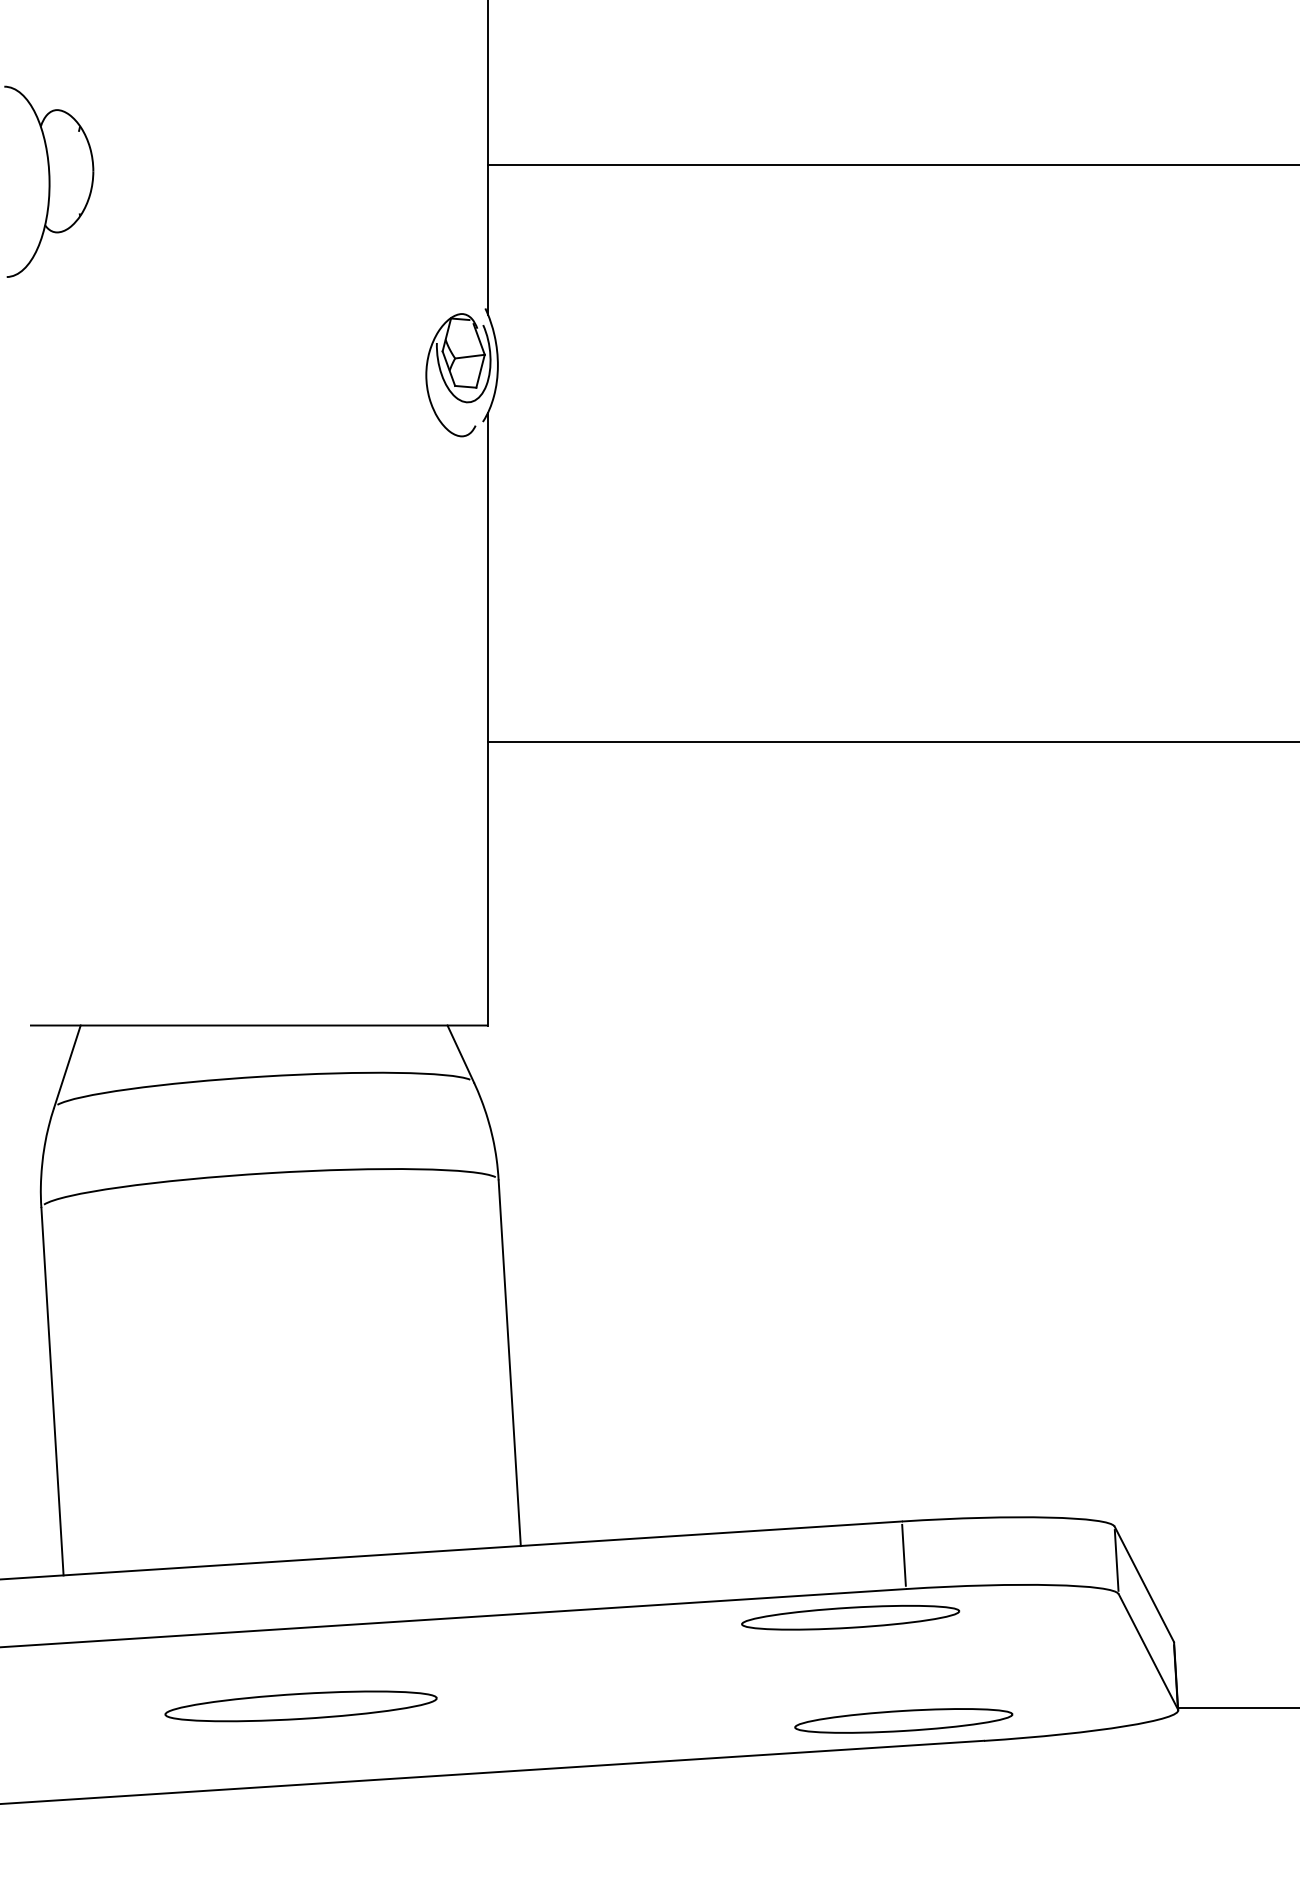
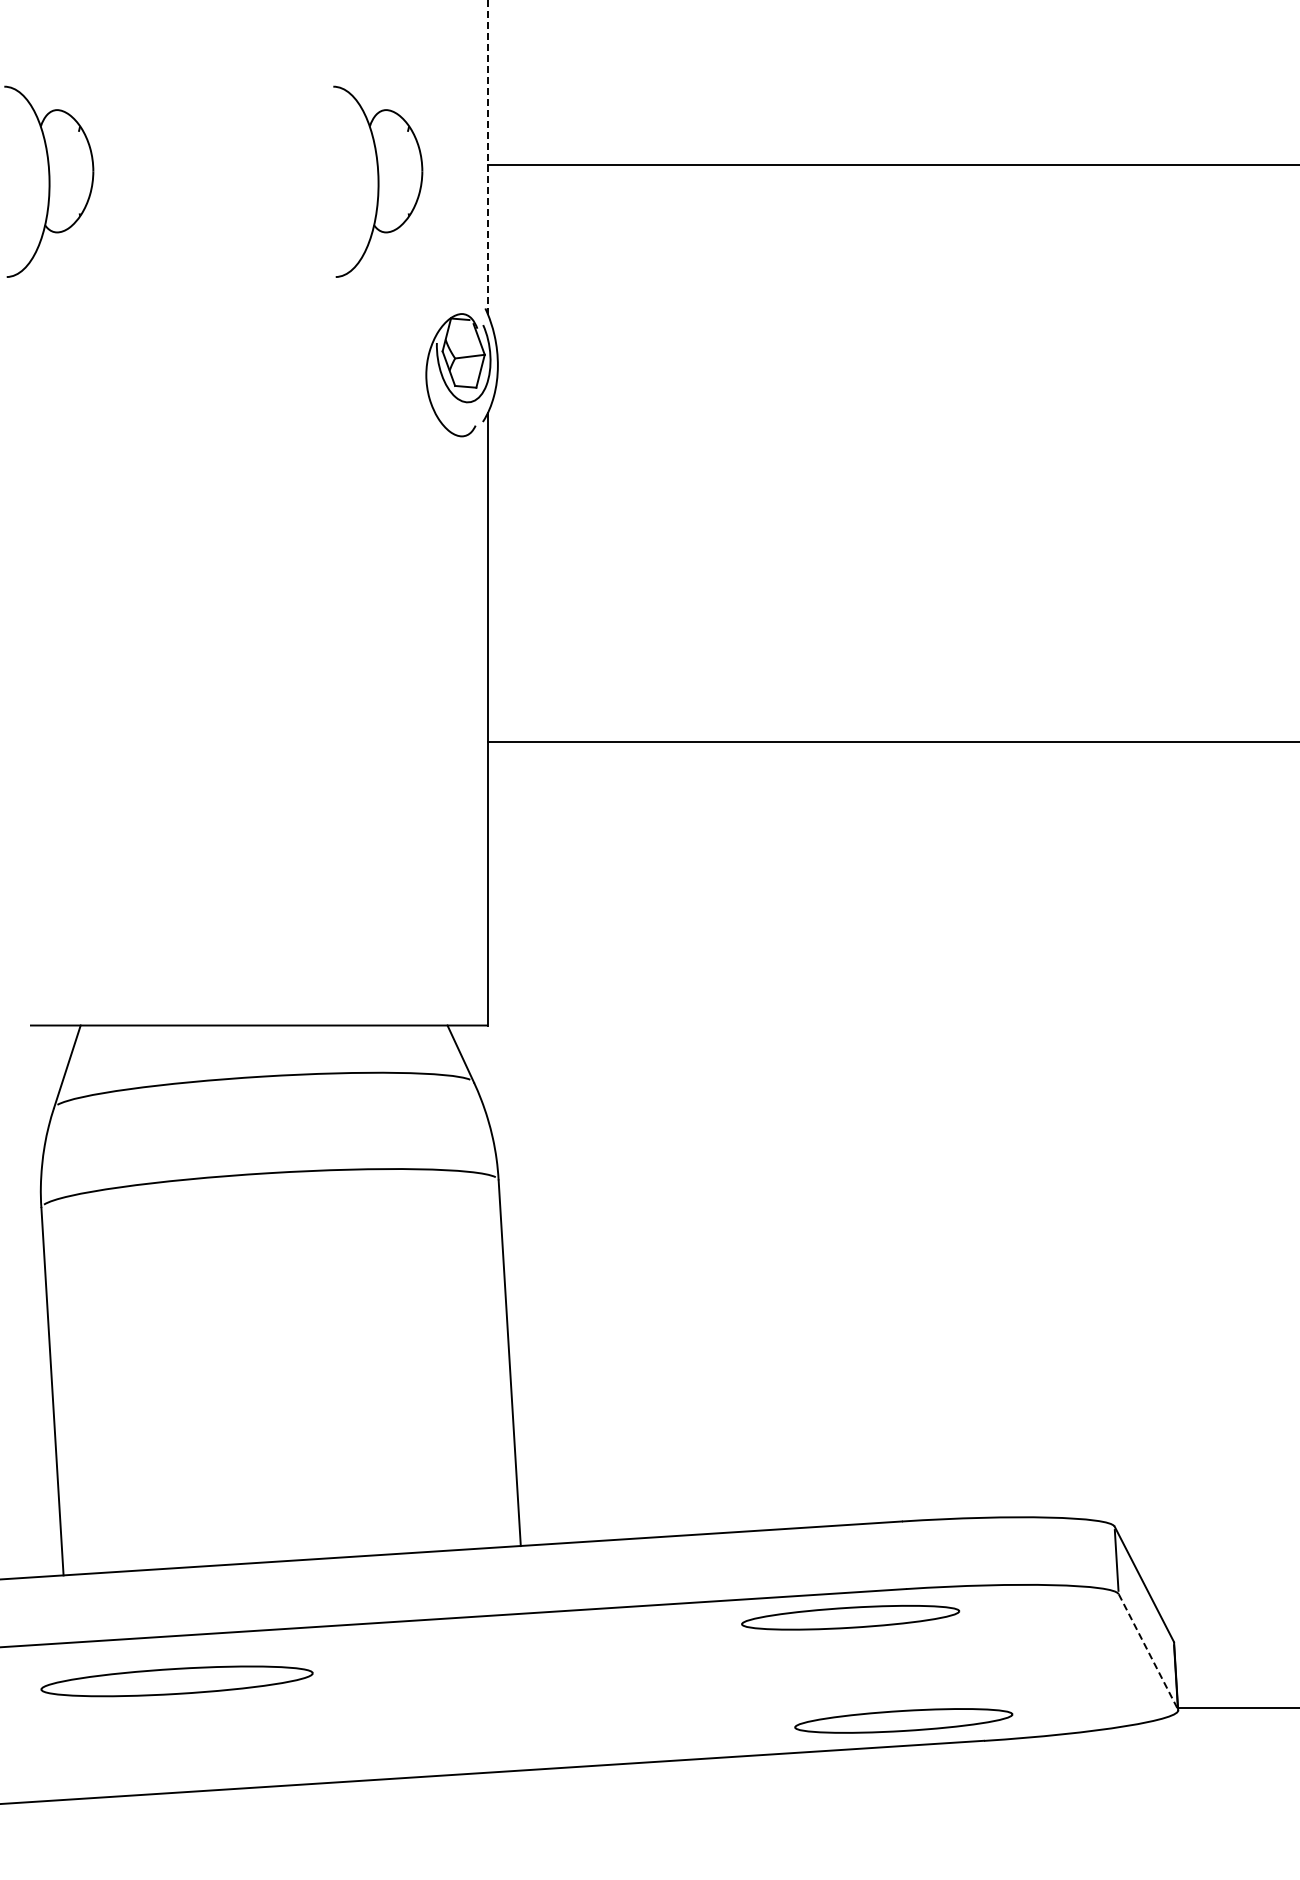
line: solid -> dashed (488, 157)
part: none -> present (378, 181)
line: present -> none (903, 1554)
line: solid -> dashed (1148, 1651)
part position: (300, 1706) -> (176, 1681) (176, 1681)
